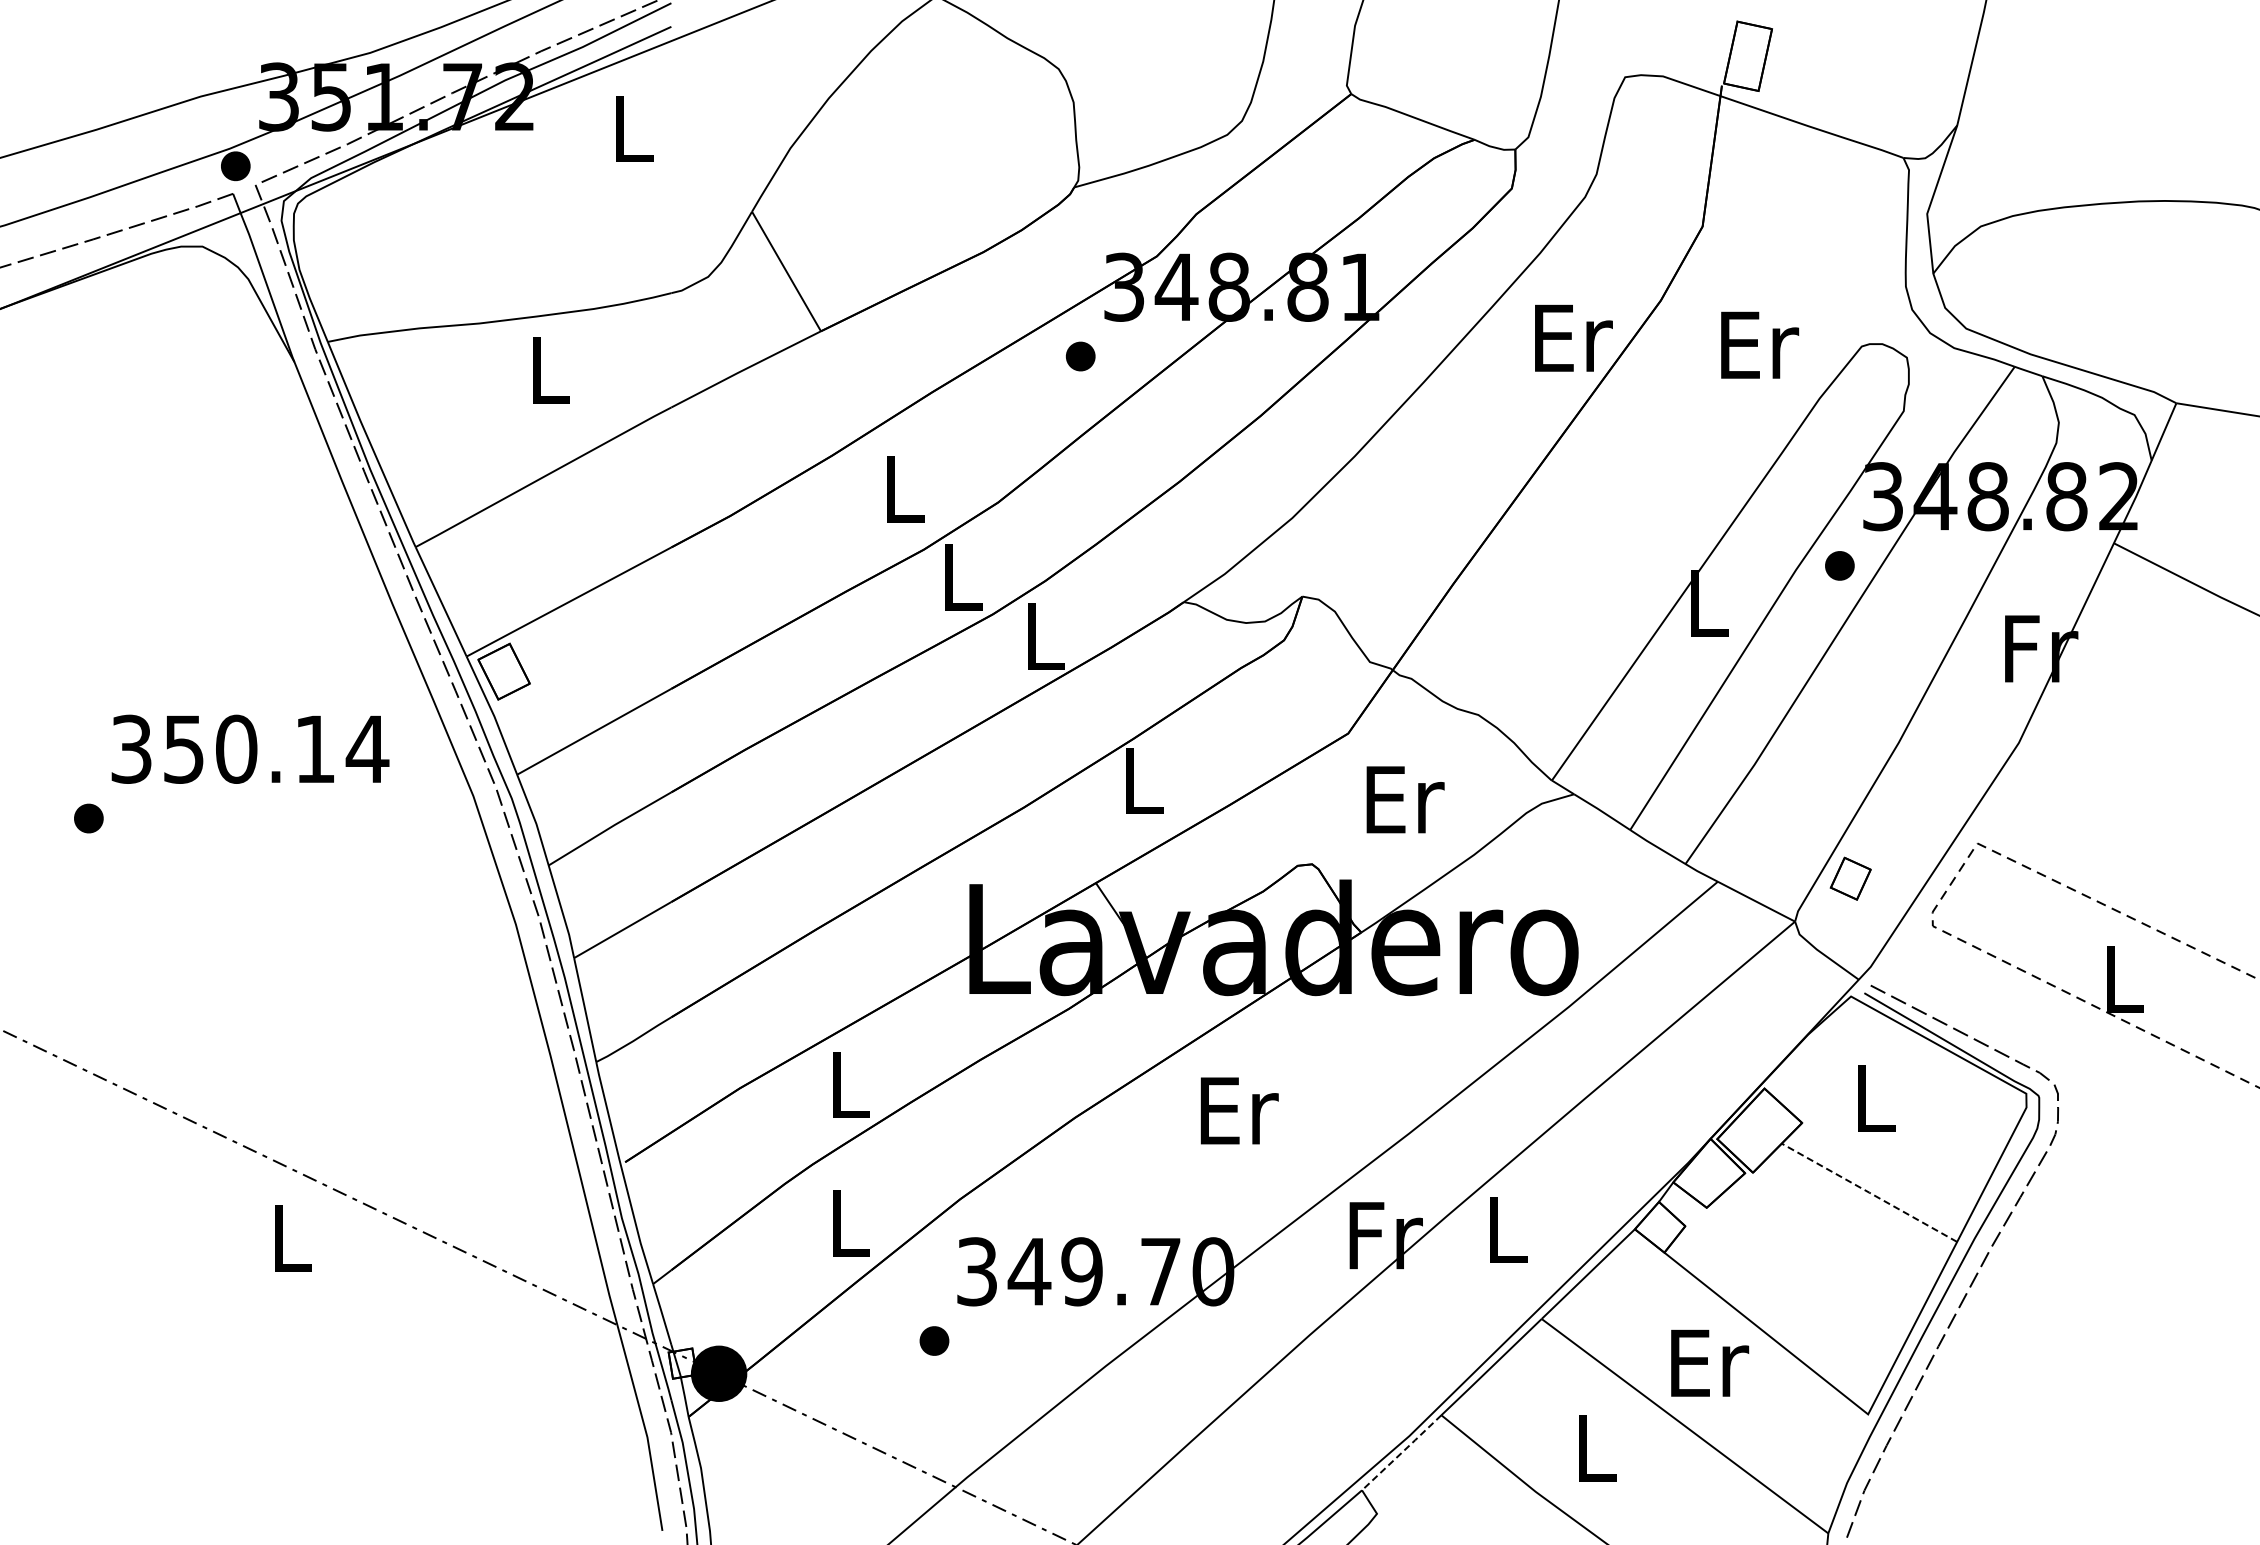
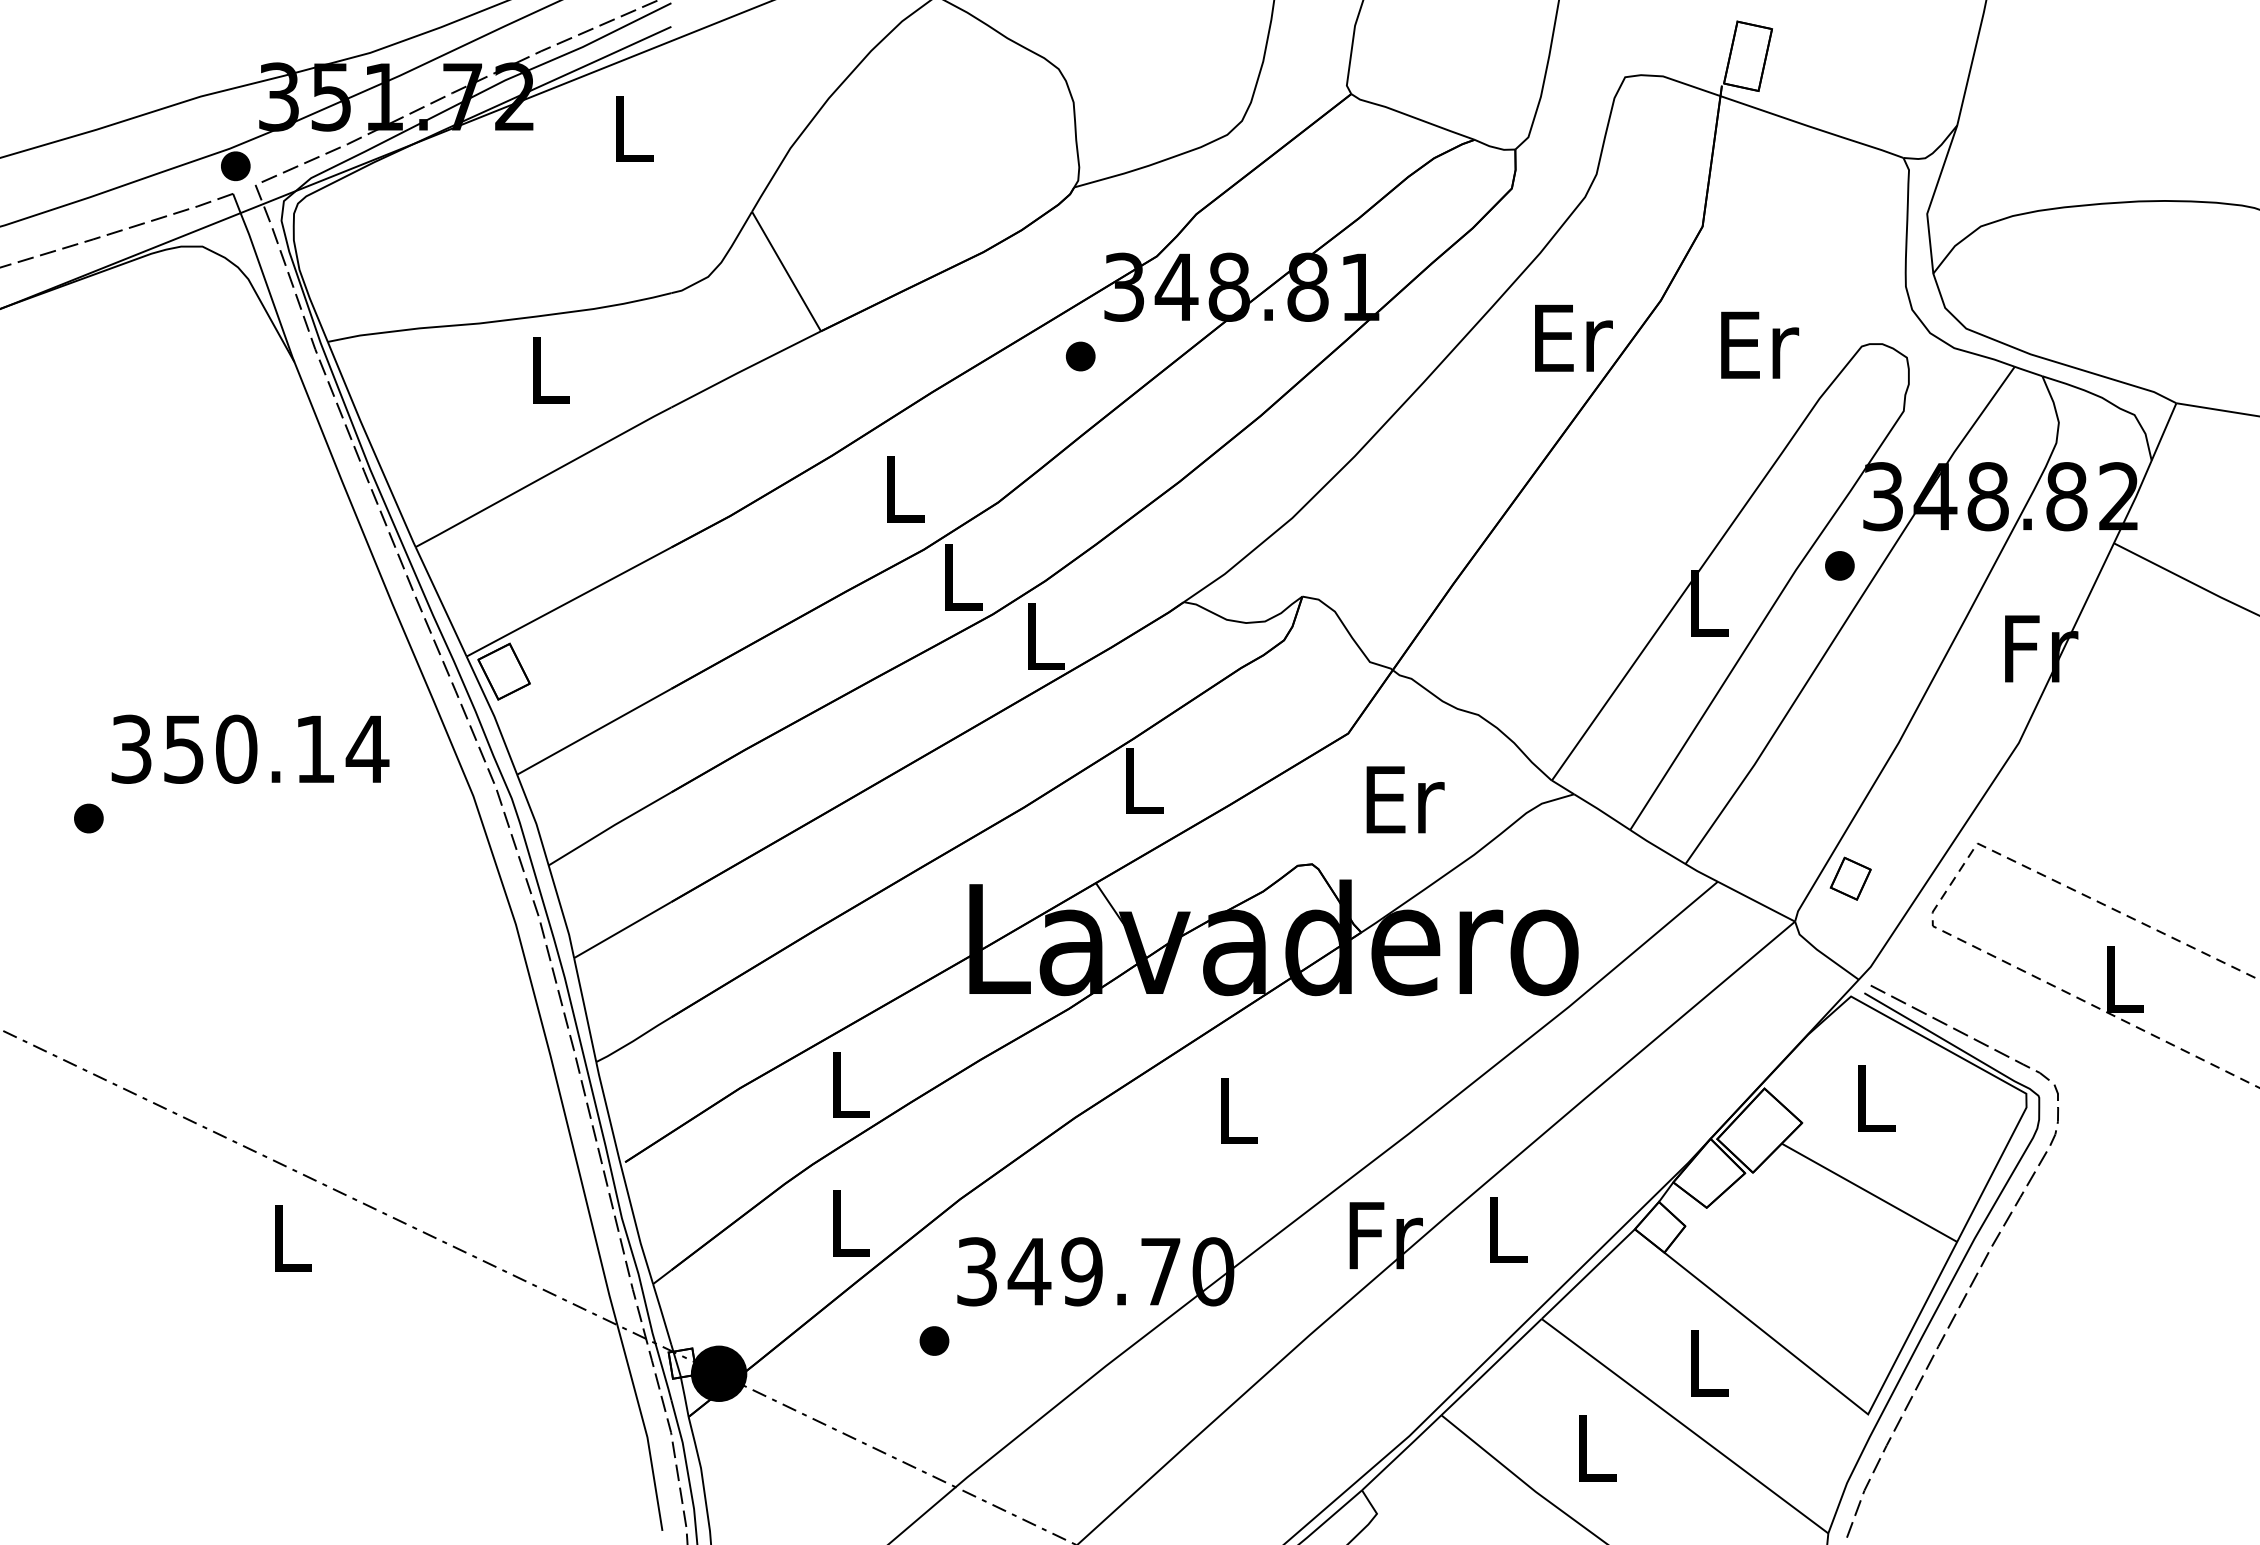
text: Er -> L (1239, 1110)
line: dashed -> solid (1869, 1192)
text: Er -> L (1710, 1362)
line: dashed -> solid (1402, 1452)
